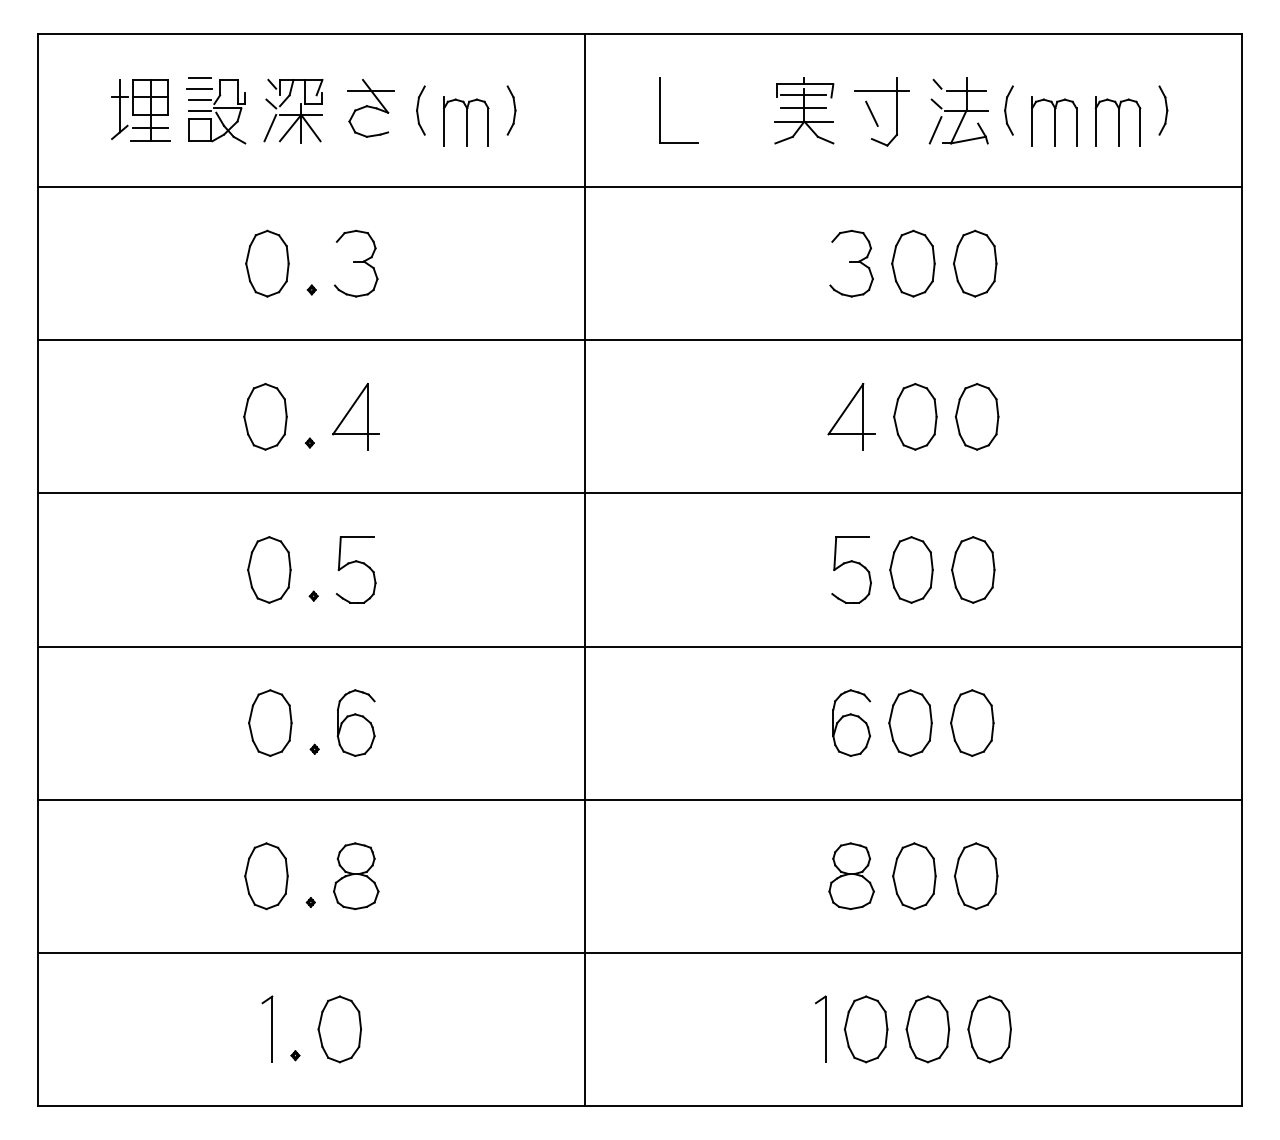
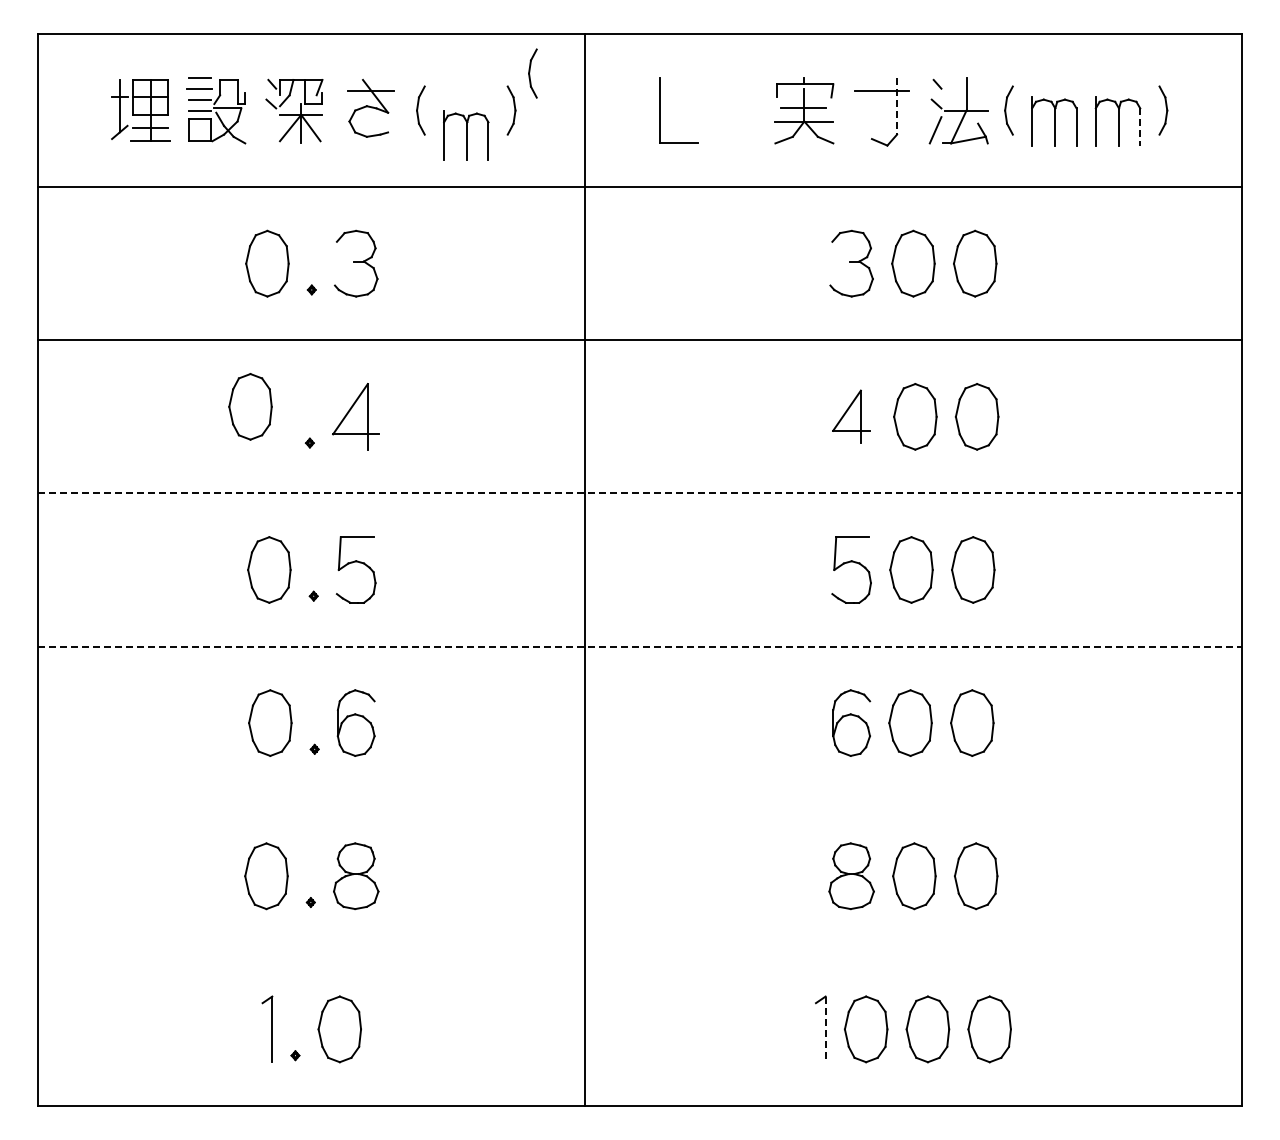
part: none -> present (532, 73)
line: present -> none (966, 90)
line: present -> none (803, 95)
line: solid -> dashed (897, 106)
line: present -> none (871, 113)
part position: (466, 121) -> (466, 135) (466, 135)
line: present -> none (270, 127)
line: solid -> dashed (1140, 127)
part position: (265, 416) -> (250, 406) (250, 406)
part size: 49x68 px -> 39x55 px (851, 416)
line: solid -> dashed (639, 493)
line: solid -> dashed (639, 646)
line: present -> none (639, 799)
line: present -> none (639, 952)
line: solid -> dashed (825, 1029)
